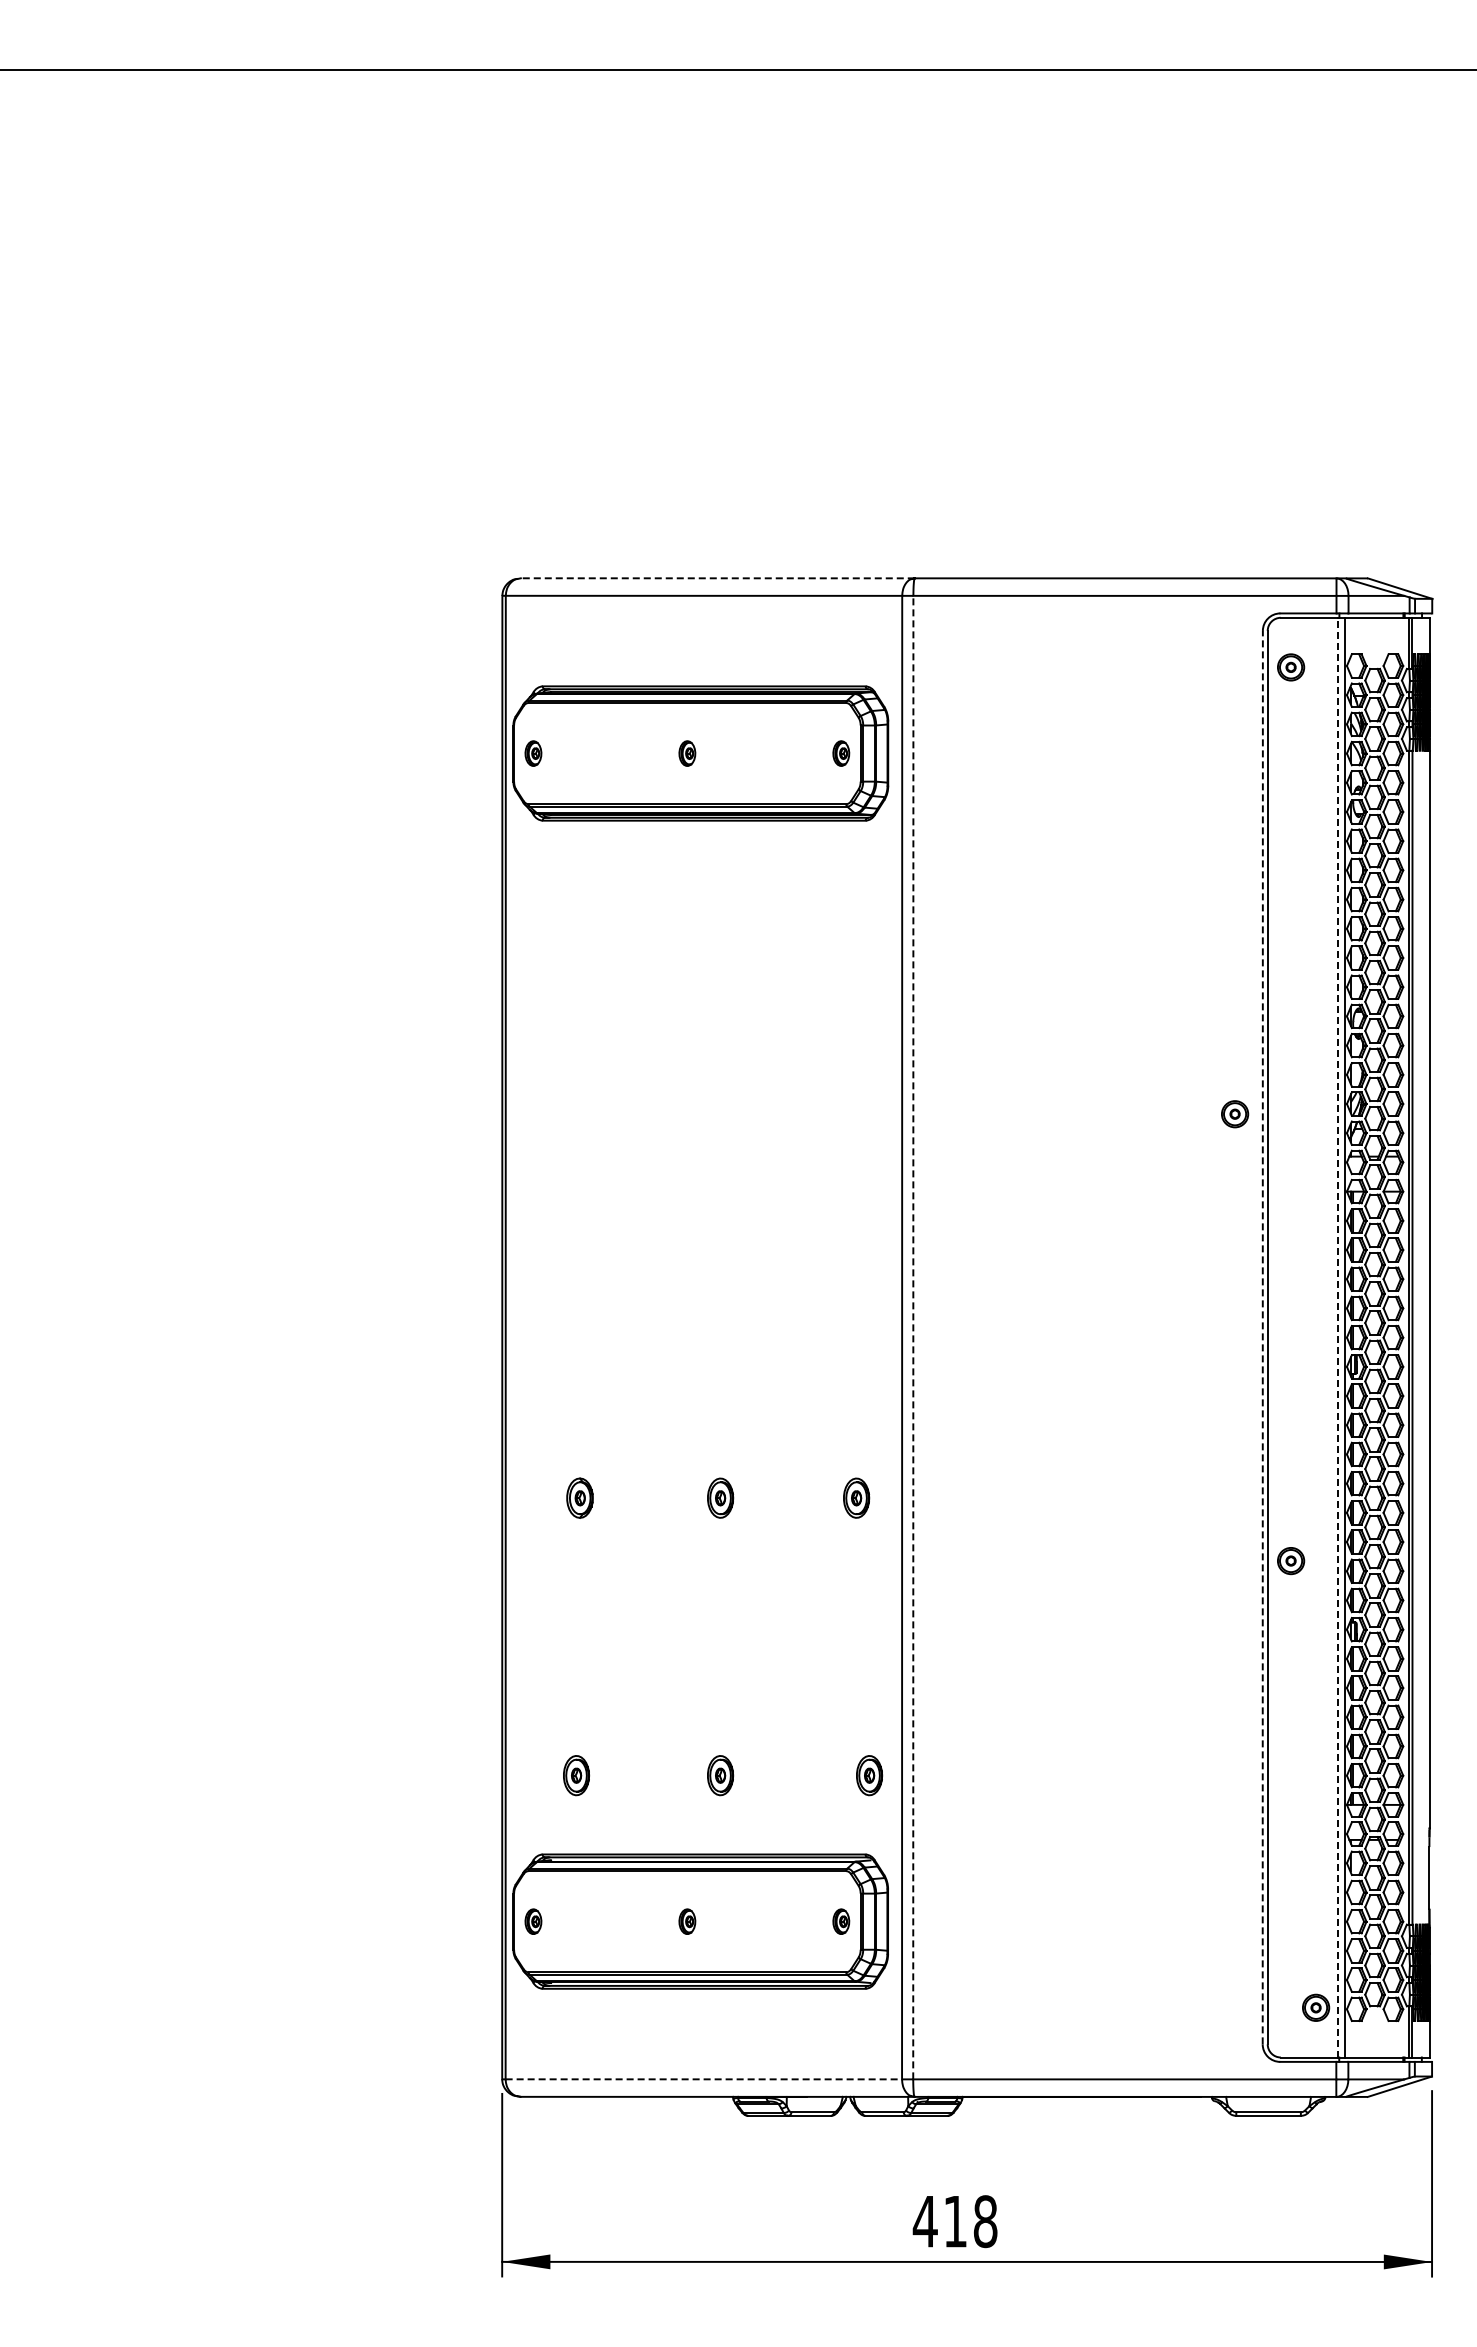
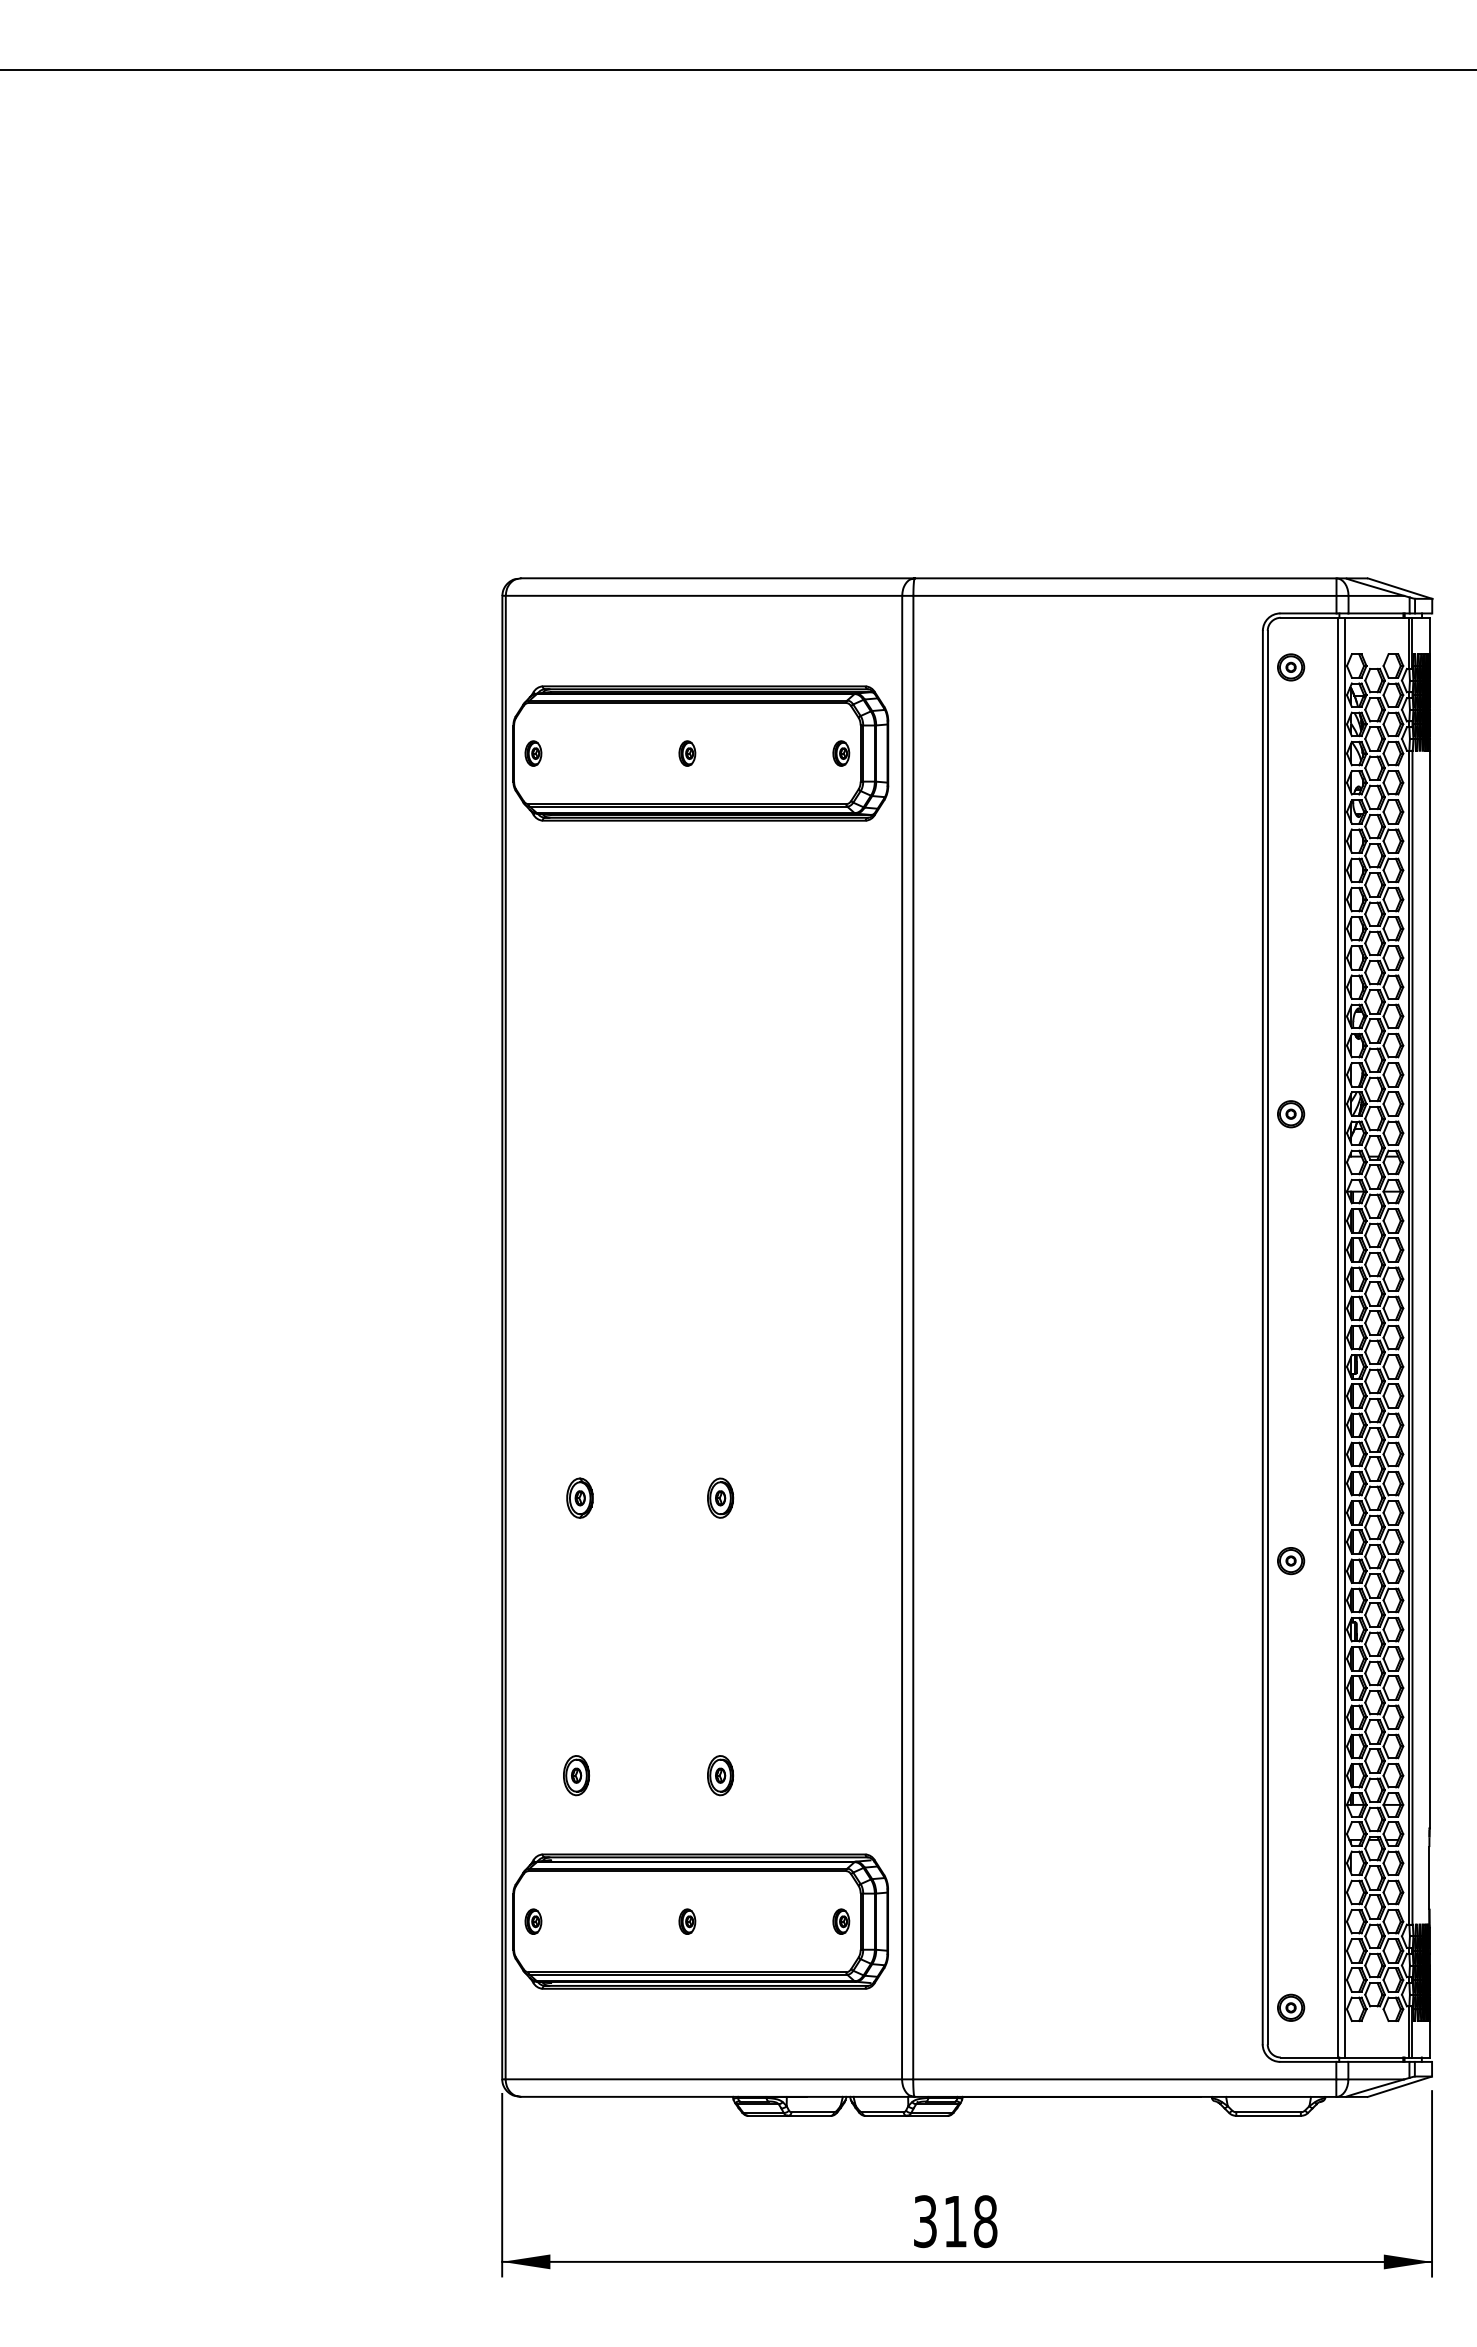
line: dashed -> solid (717, 578)
part position: (1235, 1114) -> (1291, 1114) (1291, 1114)
line: dashed -> solid (913, 1337)
line: dashed -> solid (1262, 1337)
line: dashed -> solid (1337, 1337)
part: present -> none (856, 1497)
part: present -> none (869, 1775)
part position: (1316, 2007) -> (1291, 2007) (1291, 2007)
line: dashed -> solid (704, 2079)
text: 418 -> 318 (924, 2221)
